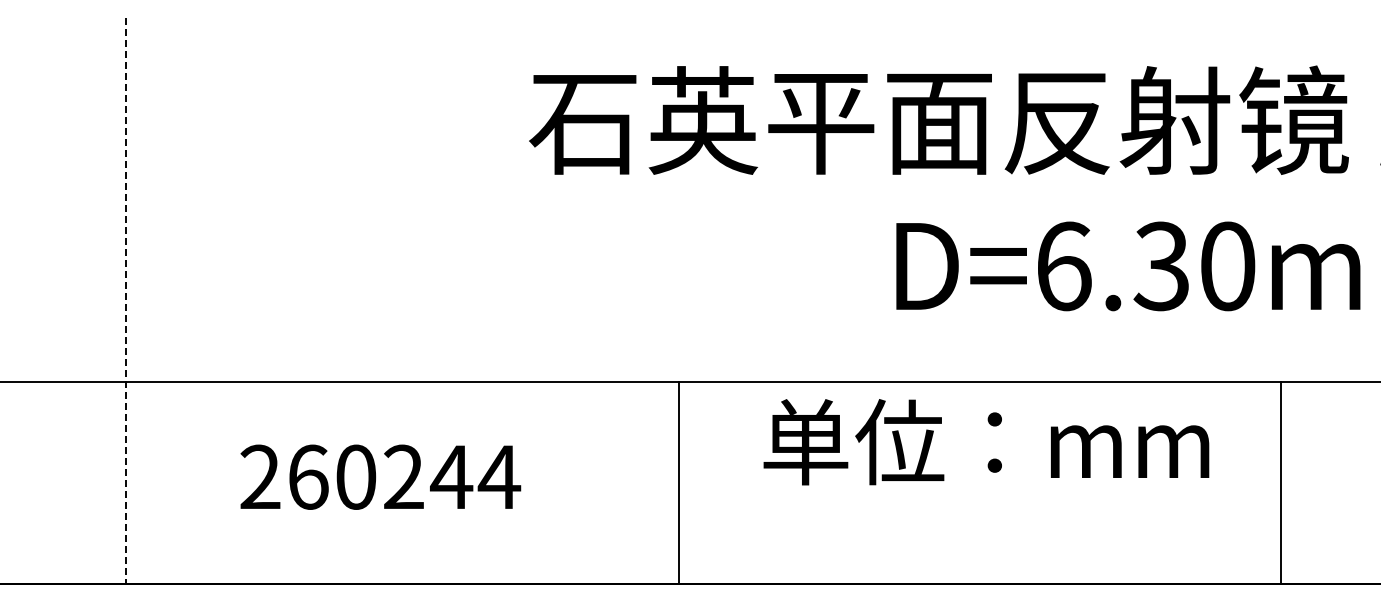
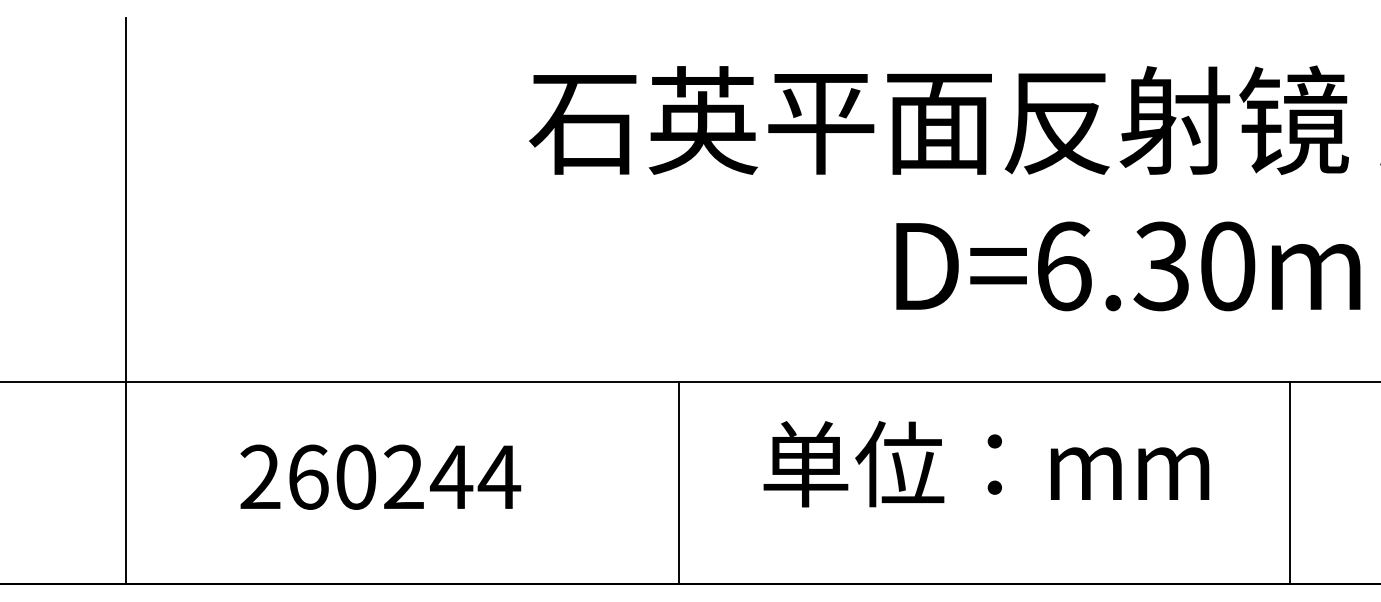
line: dashed -> solid (126, 300)
text position: (986, 442) -> (986, 464) (986, 464)
line position: (1280, 482) -> (1289, 482) (1289, 482)
